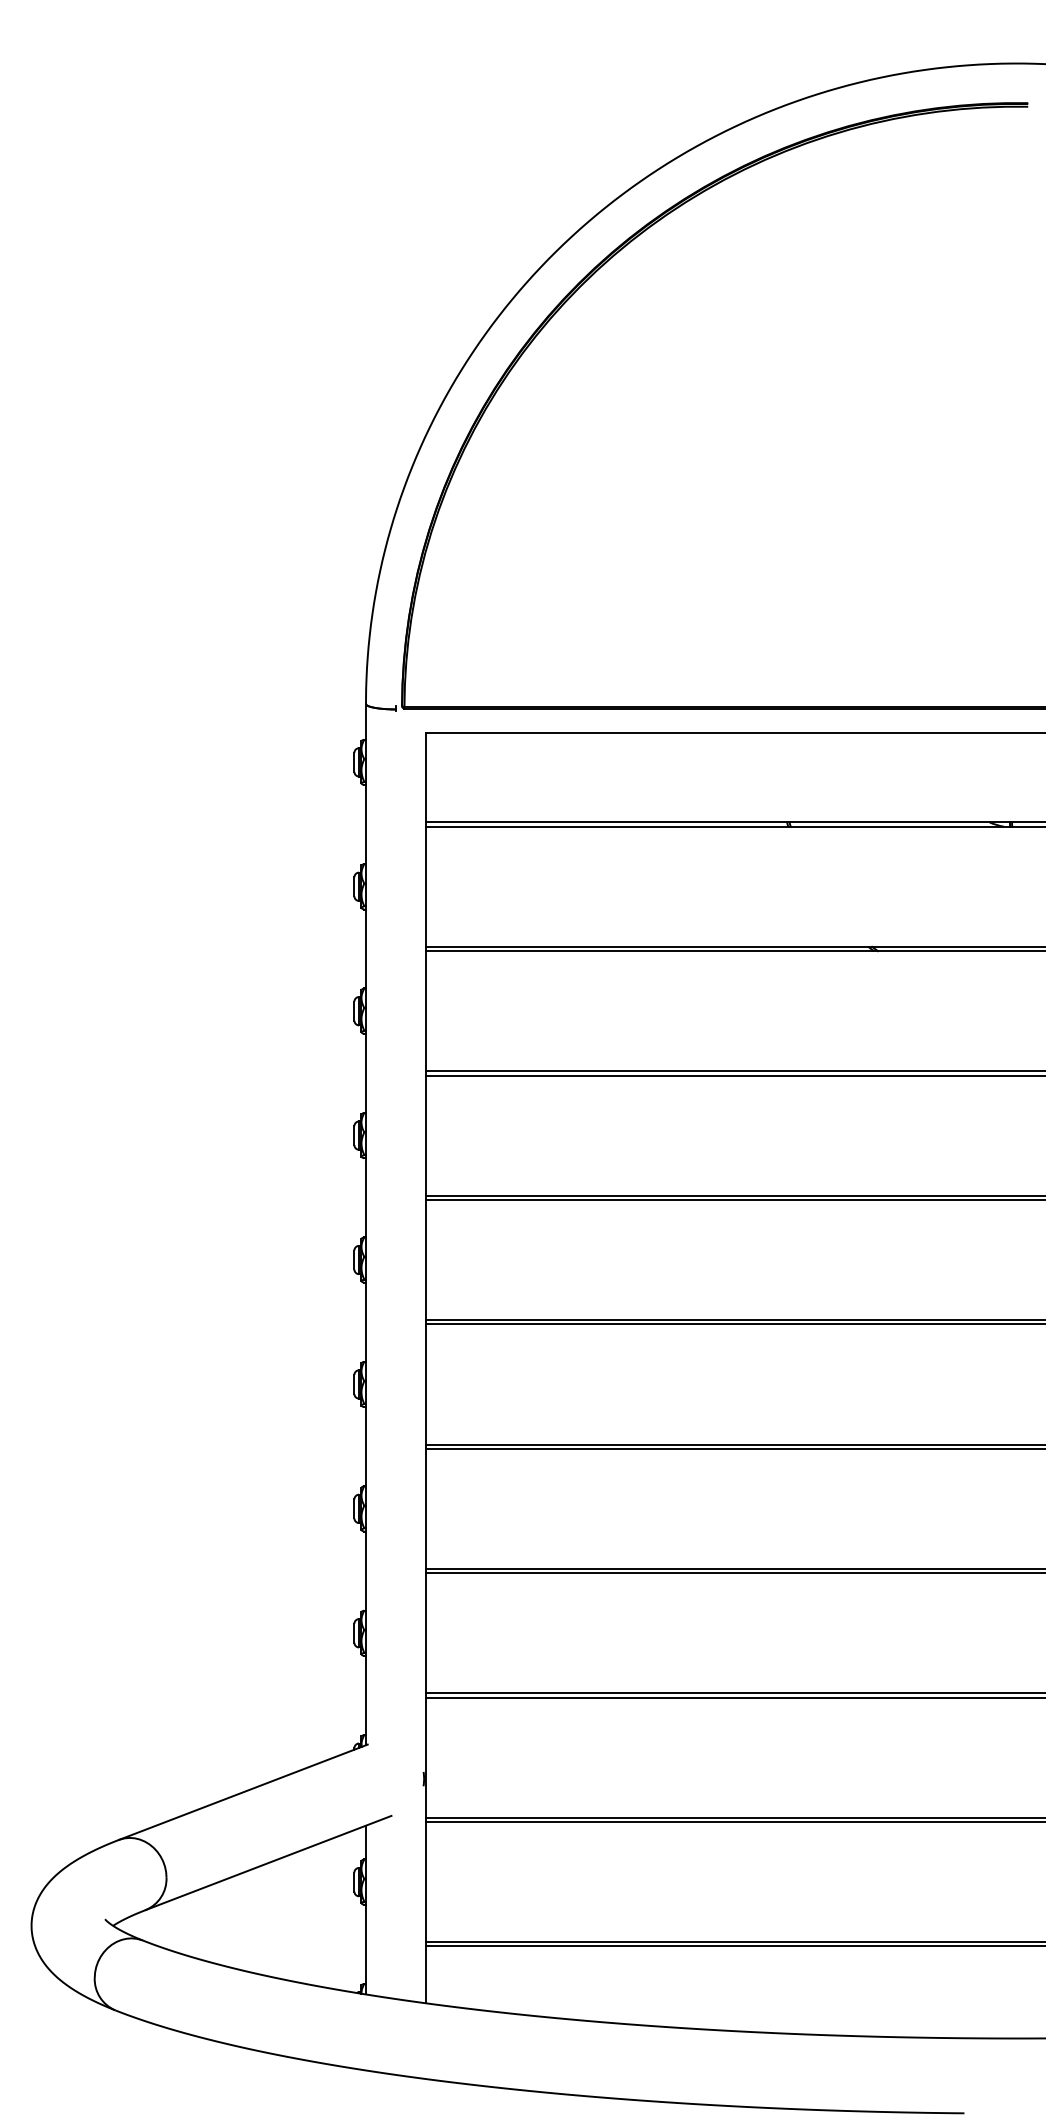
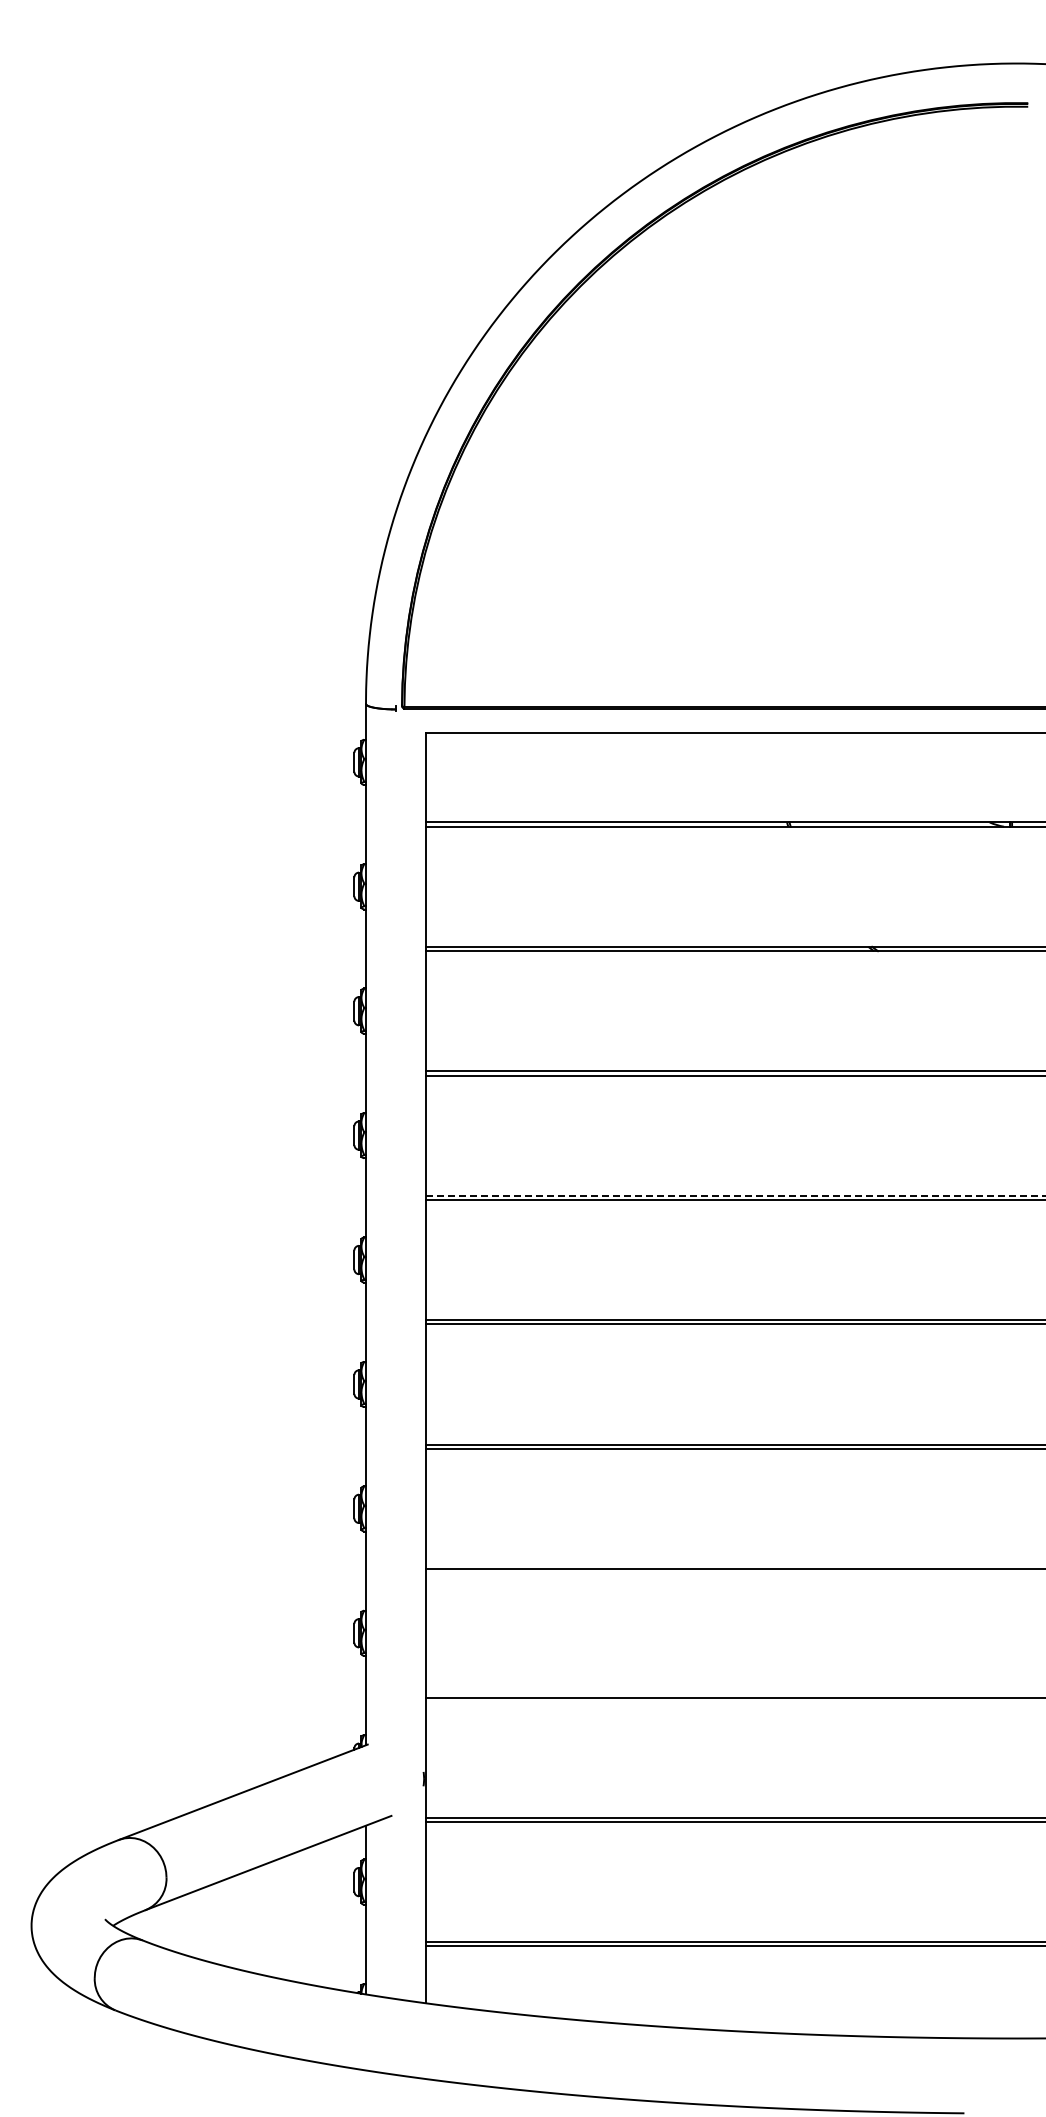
line: solid -> dashed (735, 1195)
line: present -> none (734, 1573)
line: present -> none (734, 1693)
